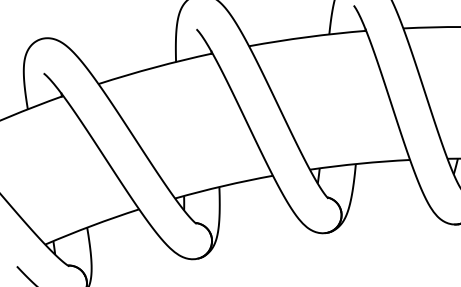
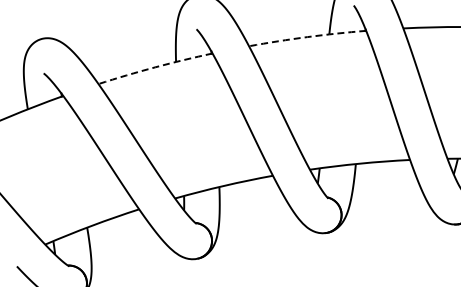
arc: solid -> dashed (307, 37)
arc: solid -> dashed (155, 67)
